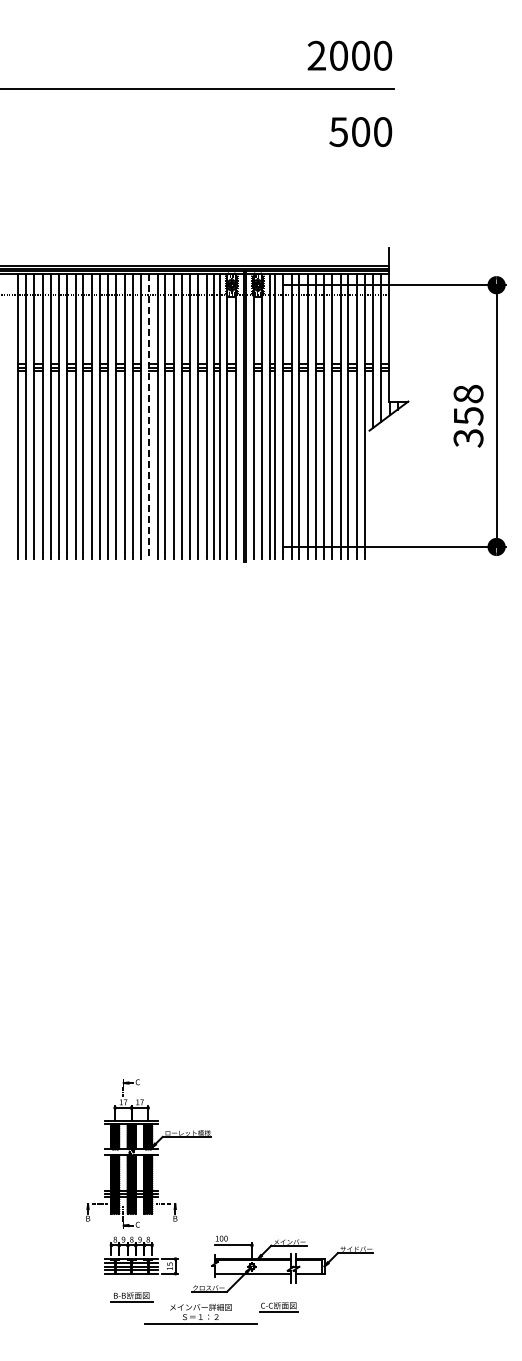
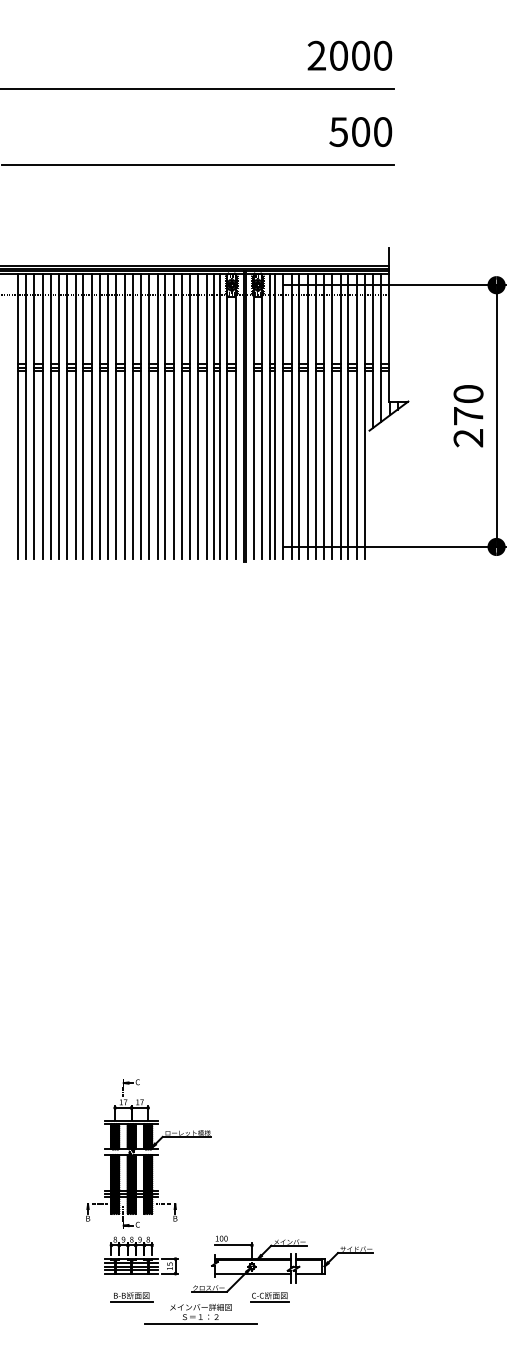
line: none -> present (198, 165)
line: dashed -> solid (148, 416)
text: 358 -> 270 (468, 416)
part position: (278, 1307) -> (269, 1297) (269, 1297)
